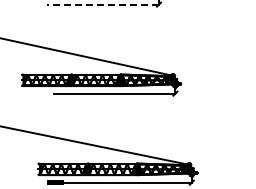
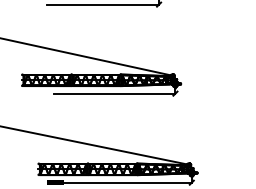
line: dashed -> solid (102, 4)
